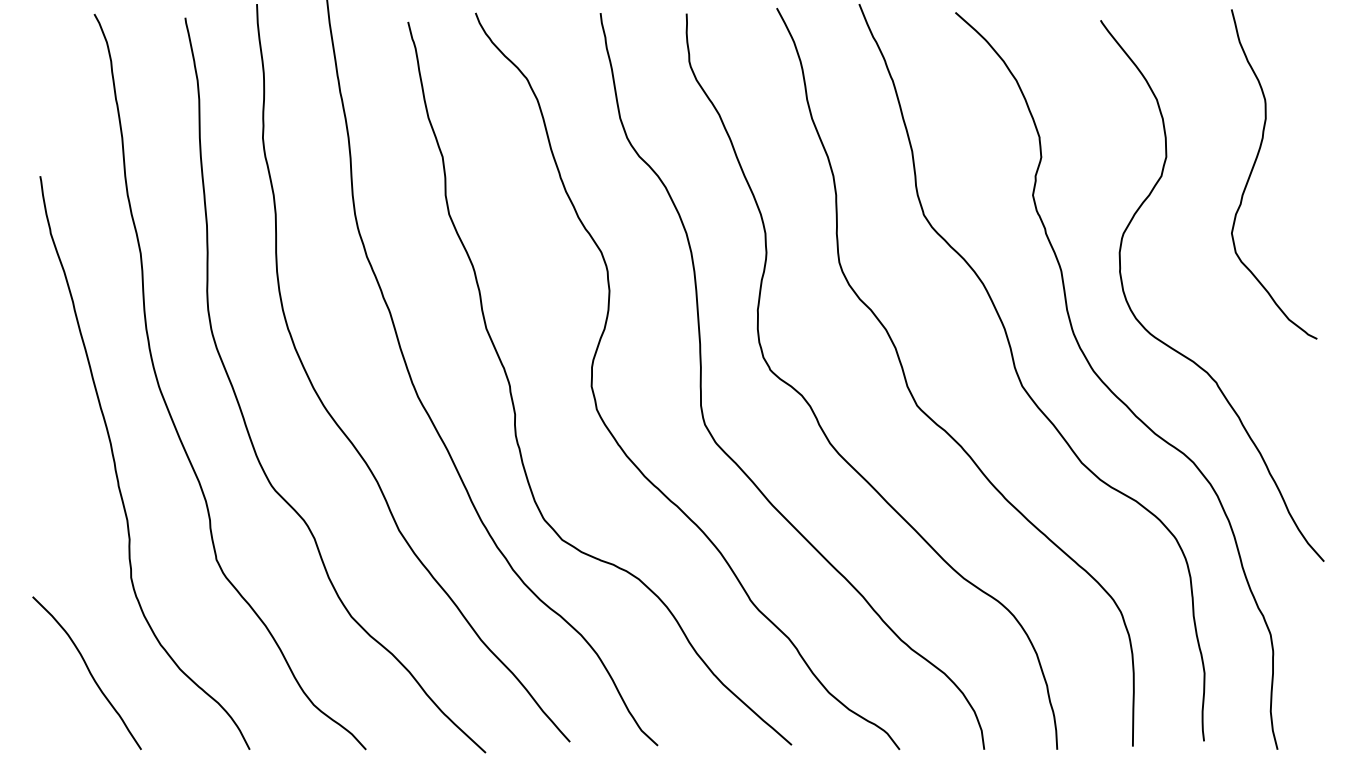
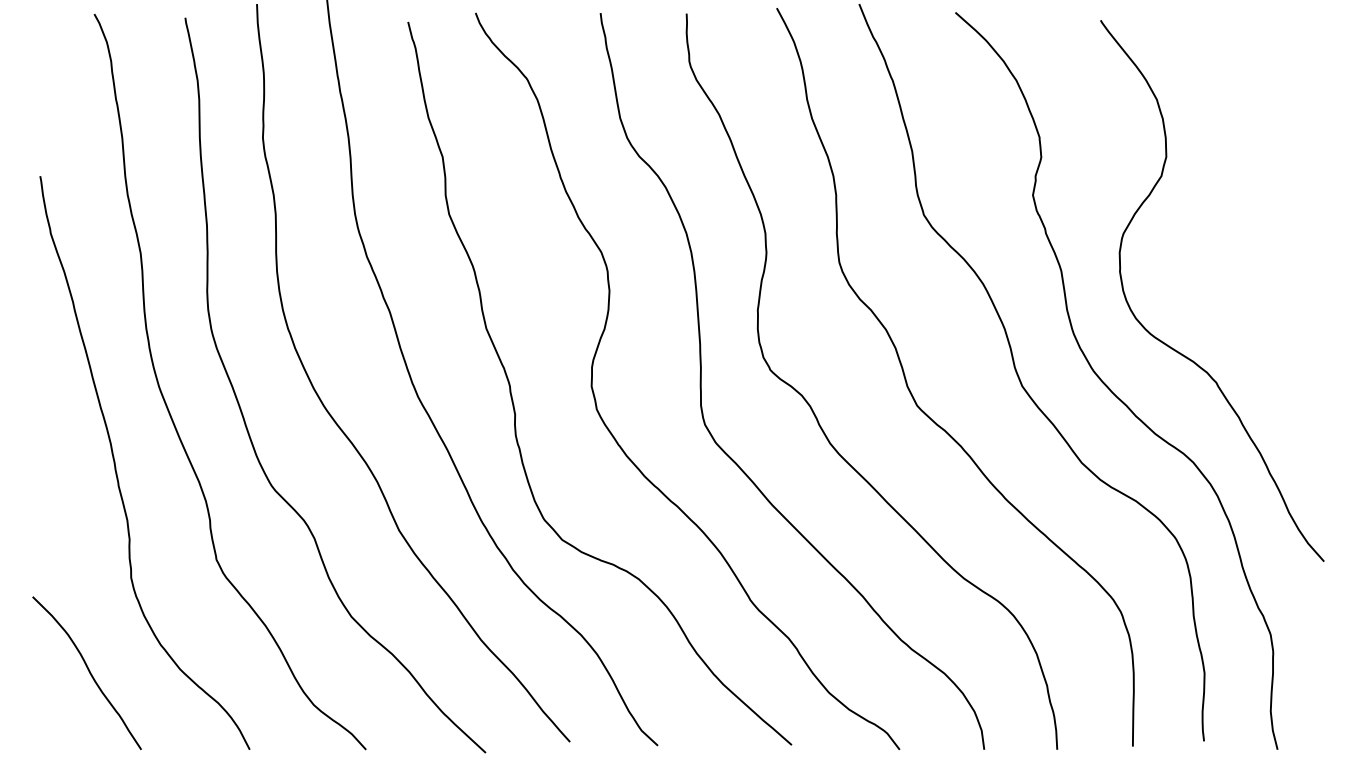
curve: present -> none (1255, 164)
